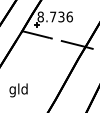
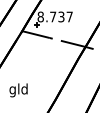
text: 8.736 -> 8.737 (69, 16)
